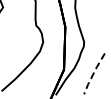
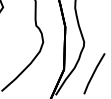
line: dashed -> solid (93, 74)
